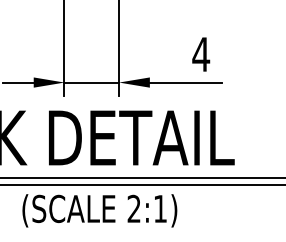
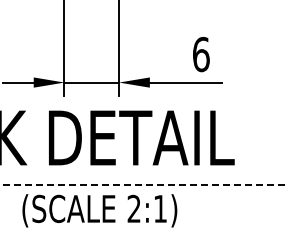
text: 4 -> 6 (201, 54)
line: present -> none (142, 178)
line: solid -> dashed (143, 185)
